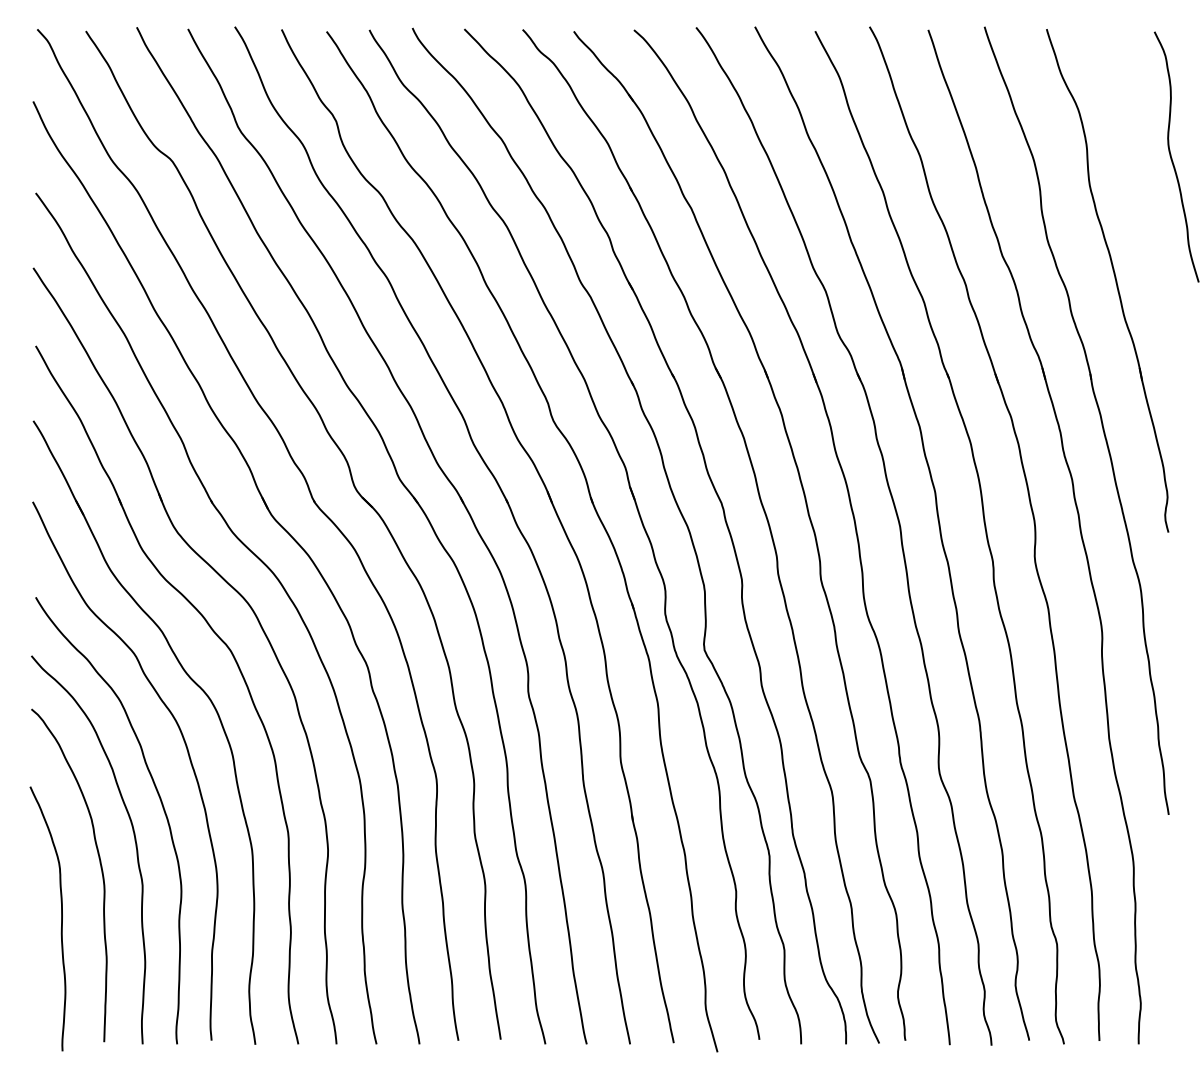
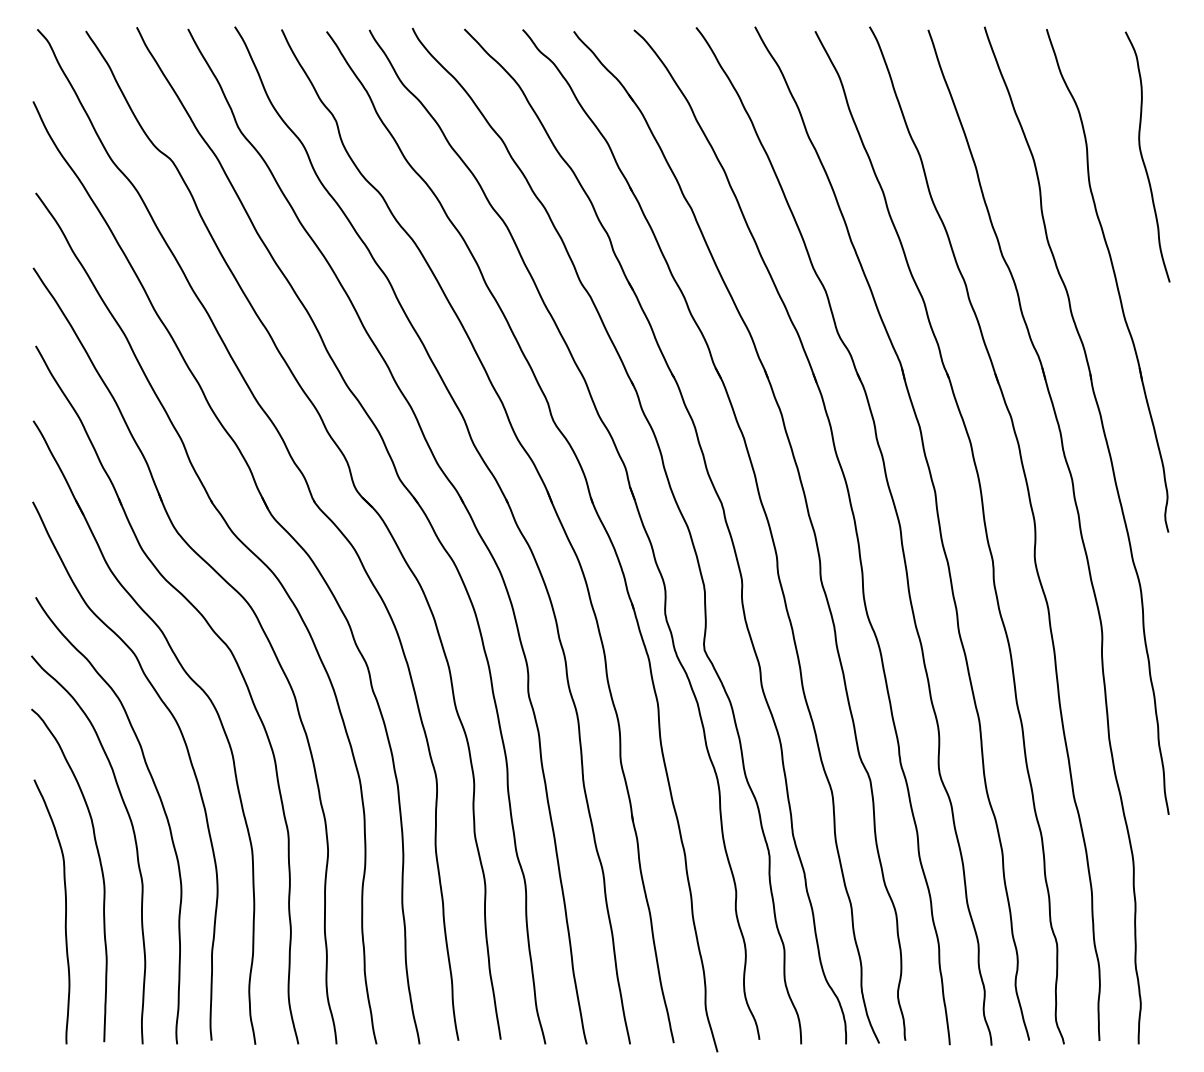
curve position: (1172, 158) -> (1143, 158) (1143, 158)
curve position: (61, 918) -> (65, 911) (65, 911)
